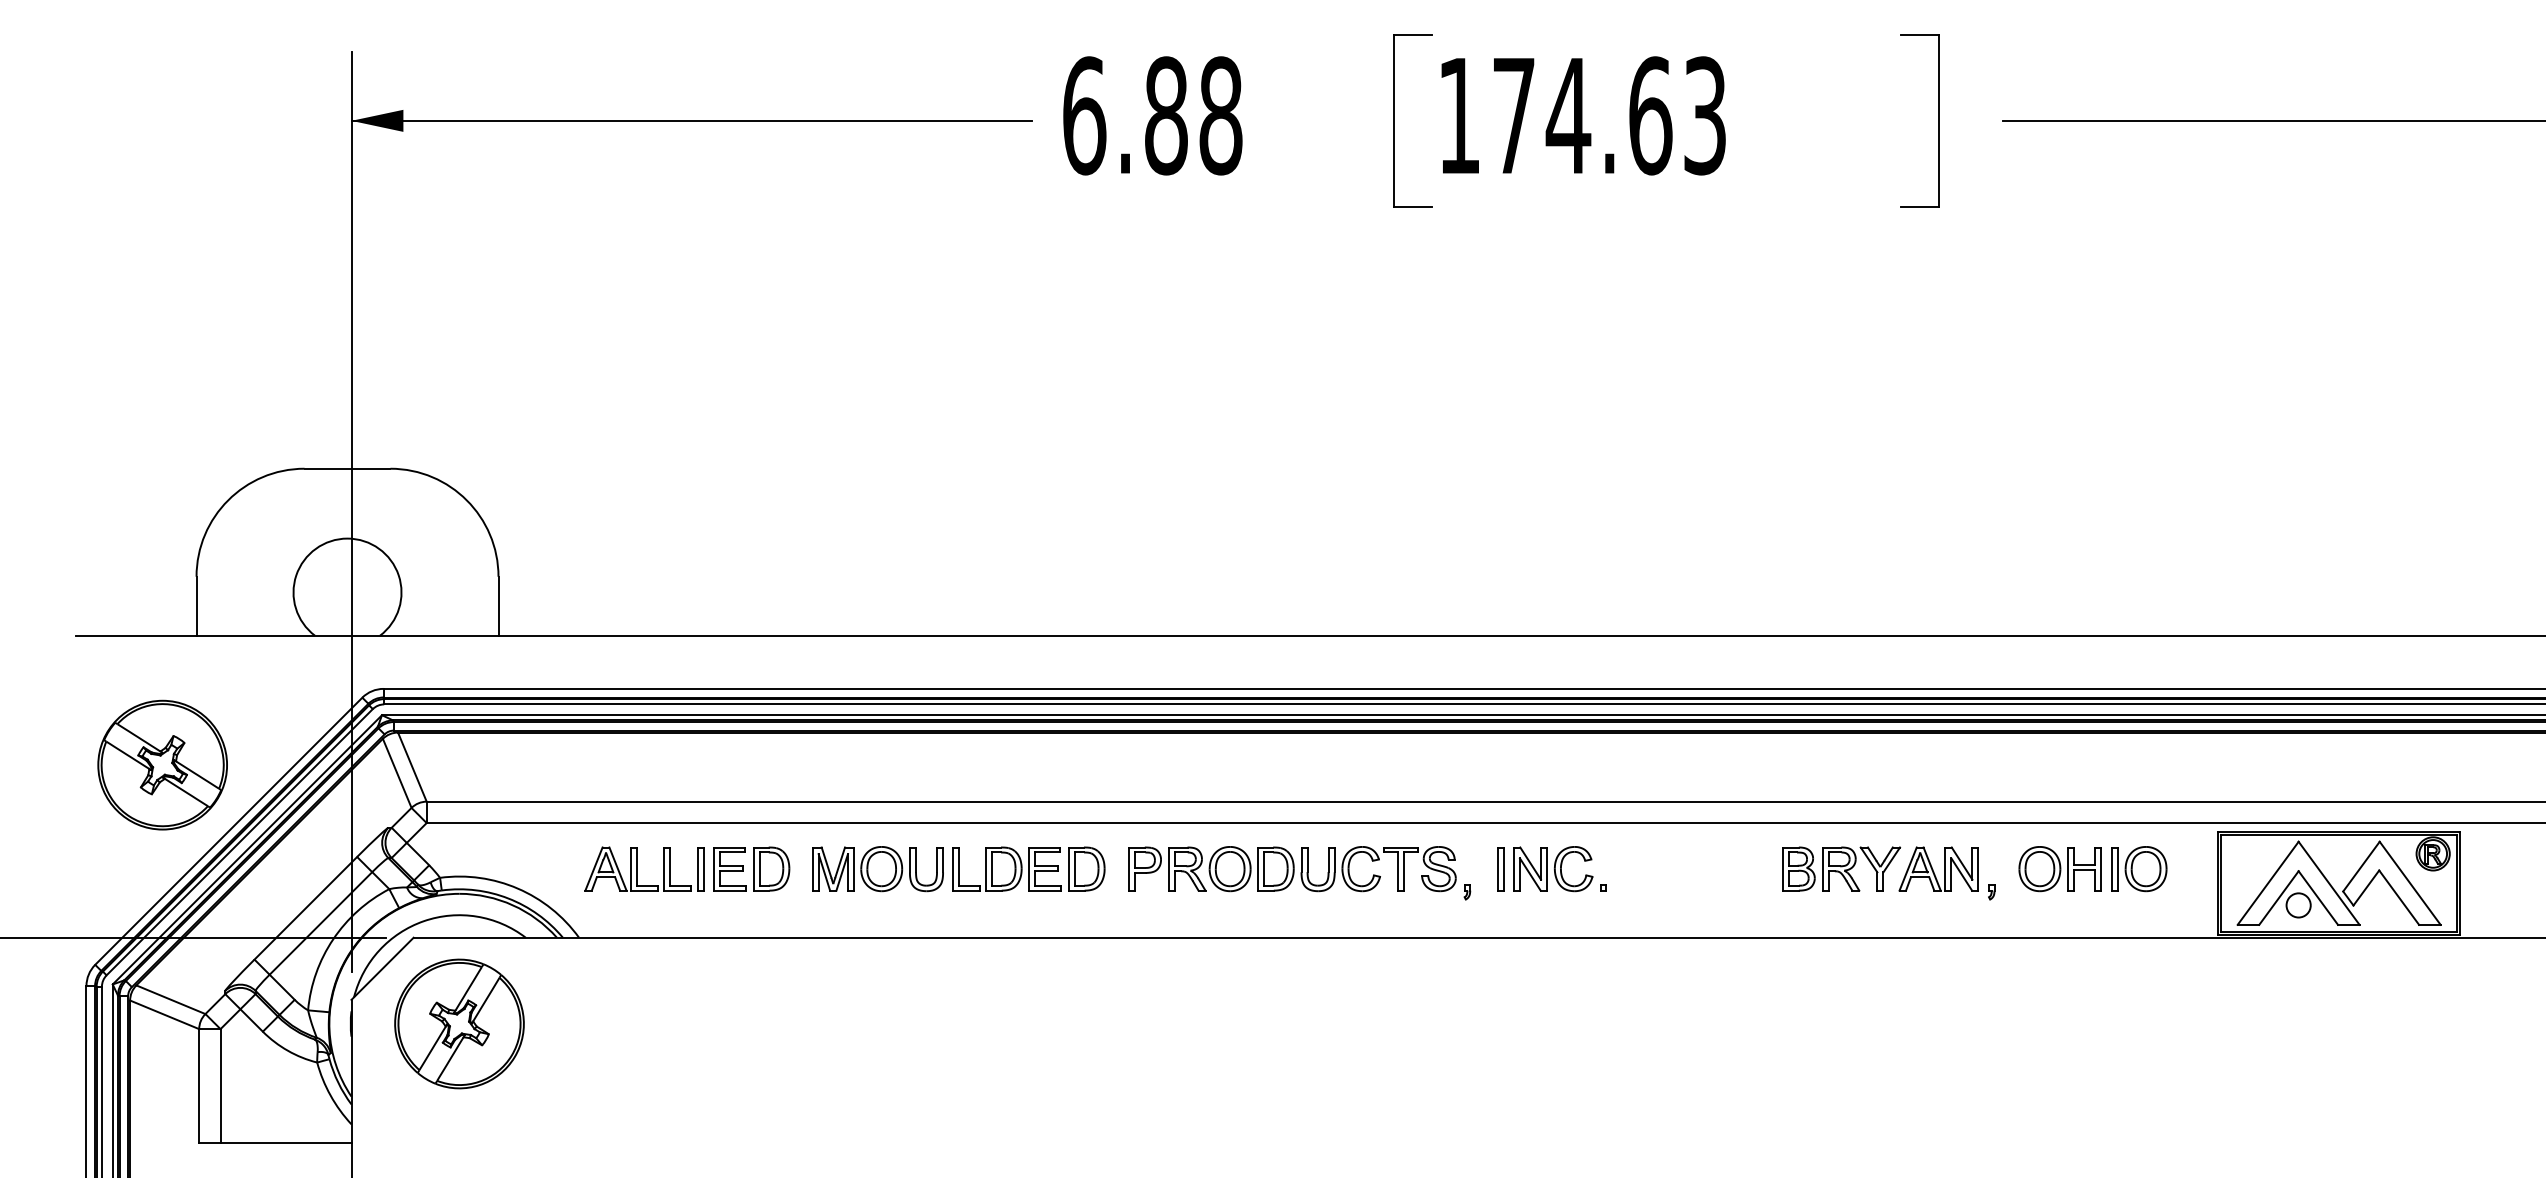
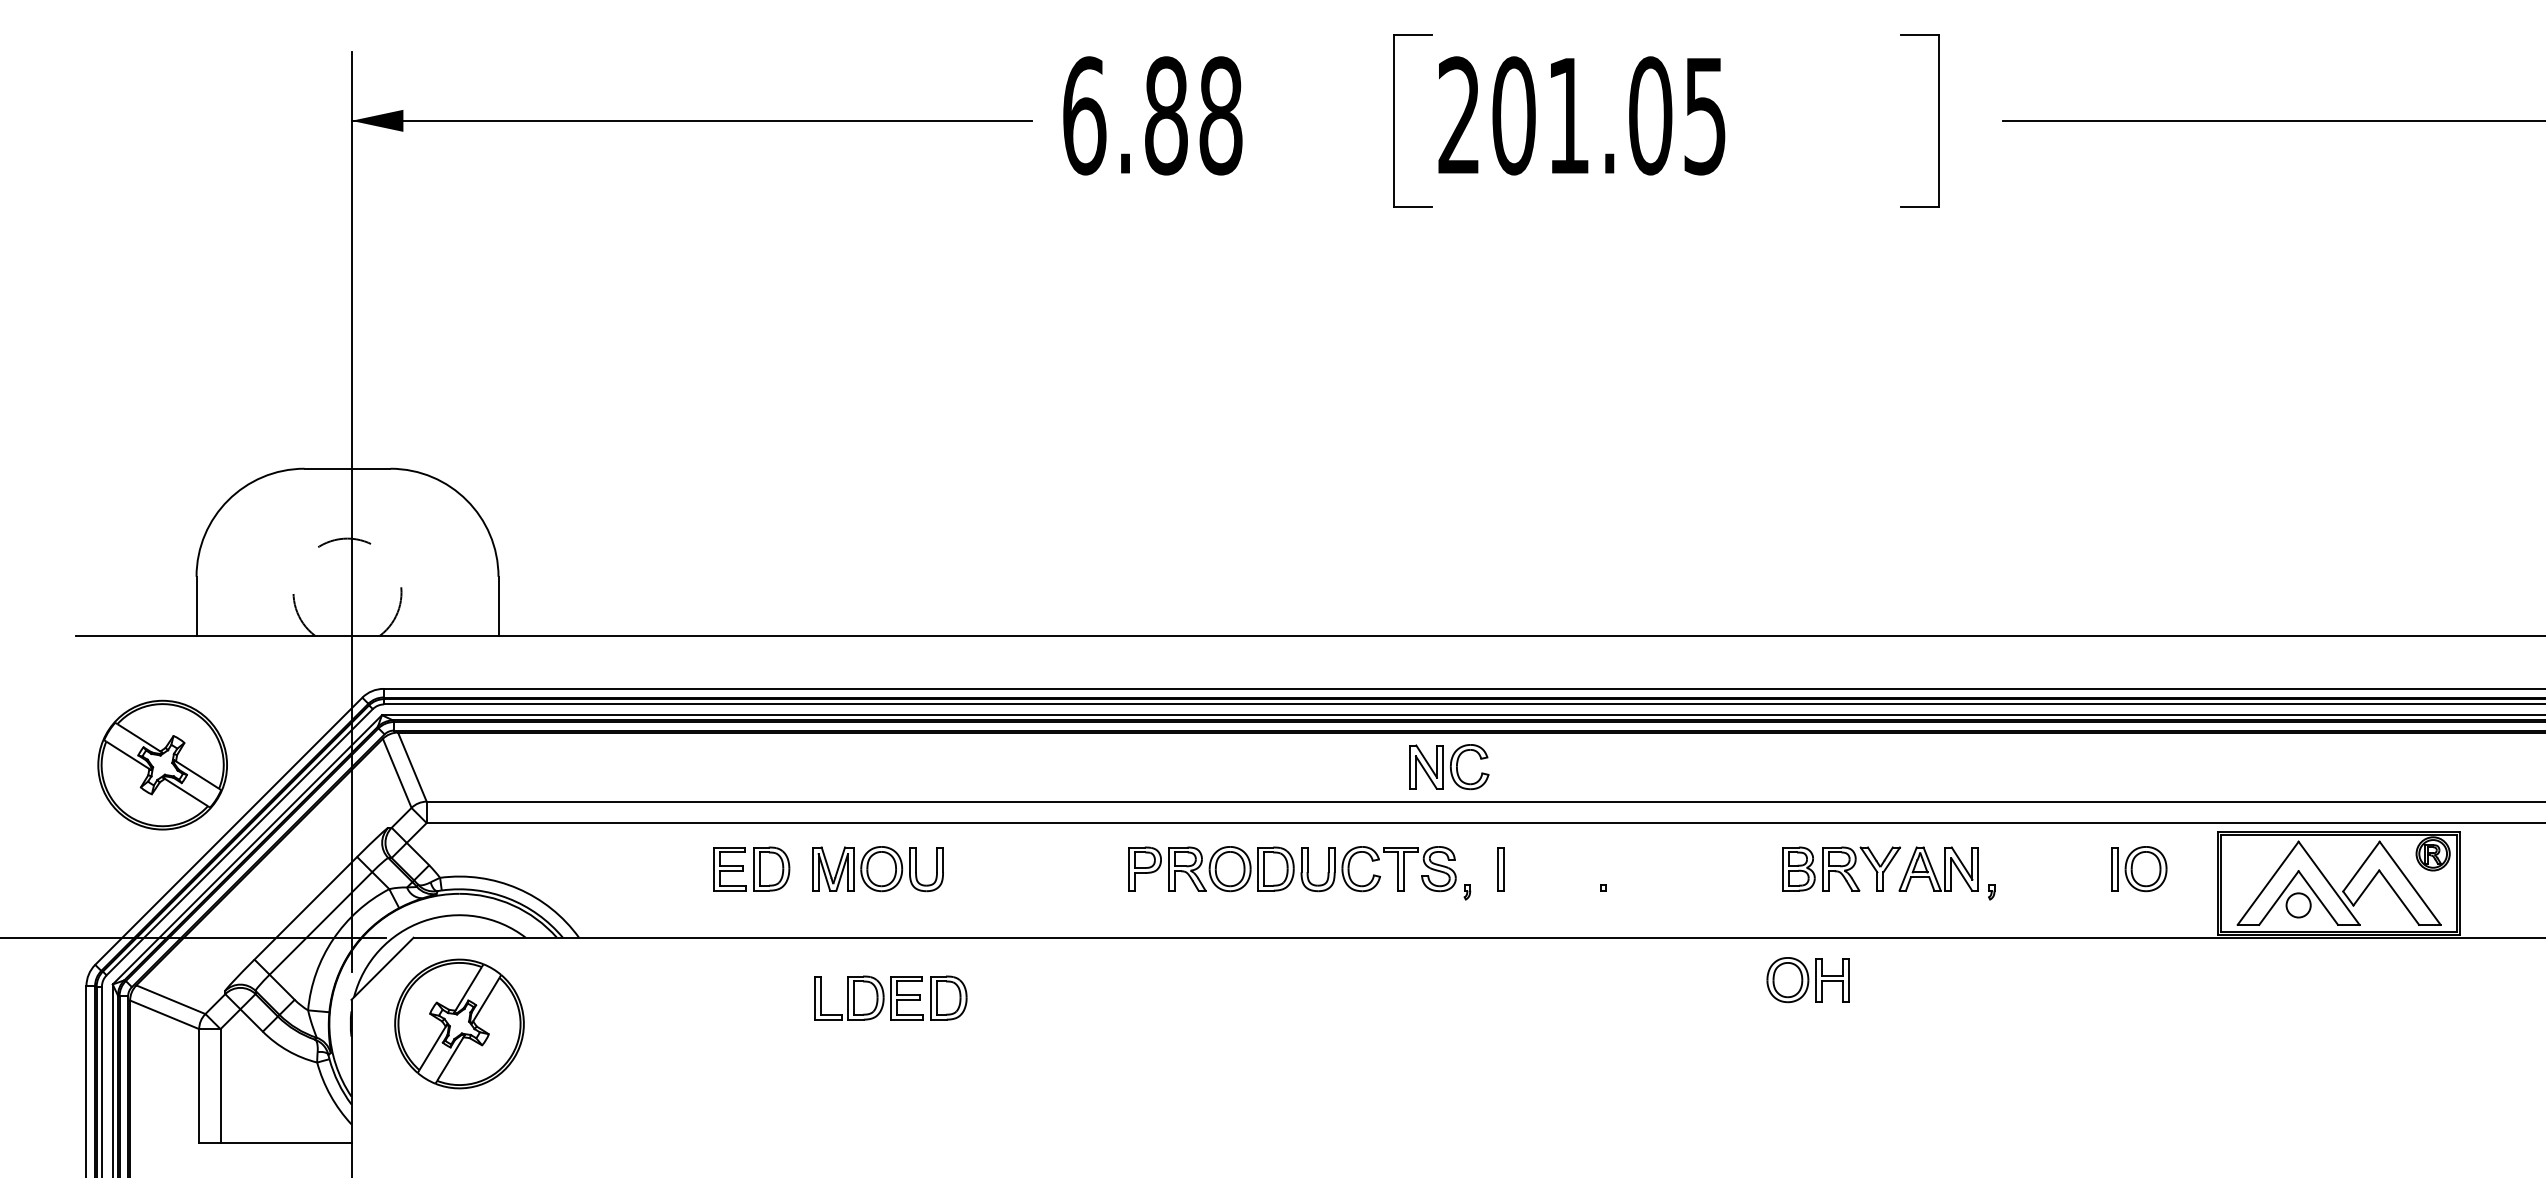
text: 174.63 -> 201.05 (1581, 115)
arc: solid -> dashed (347, 538)
part: present -> none (637, 868)
part position: (1028, 868) -> (890, 997) (890, 997)
part position: (1553, 869) -> (1449, 767) (1449, 767)
part position: (2059, 869) -> (1807, 980) (1807, 980)
